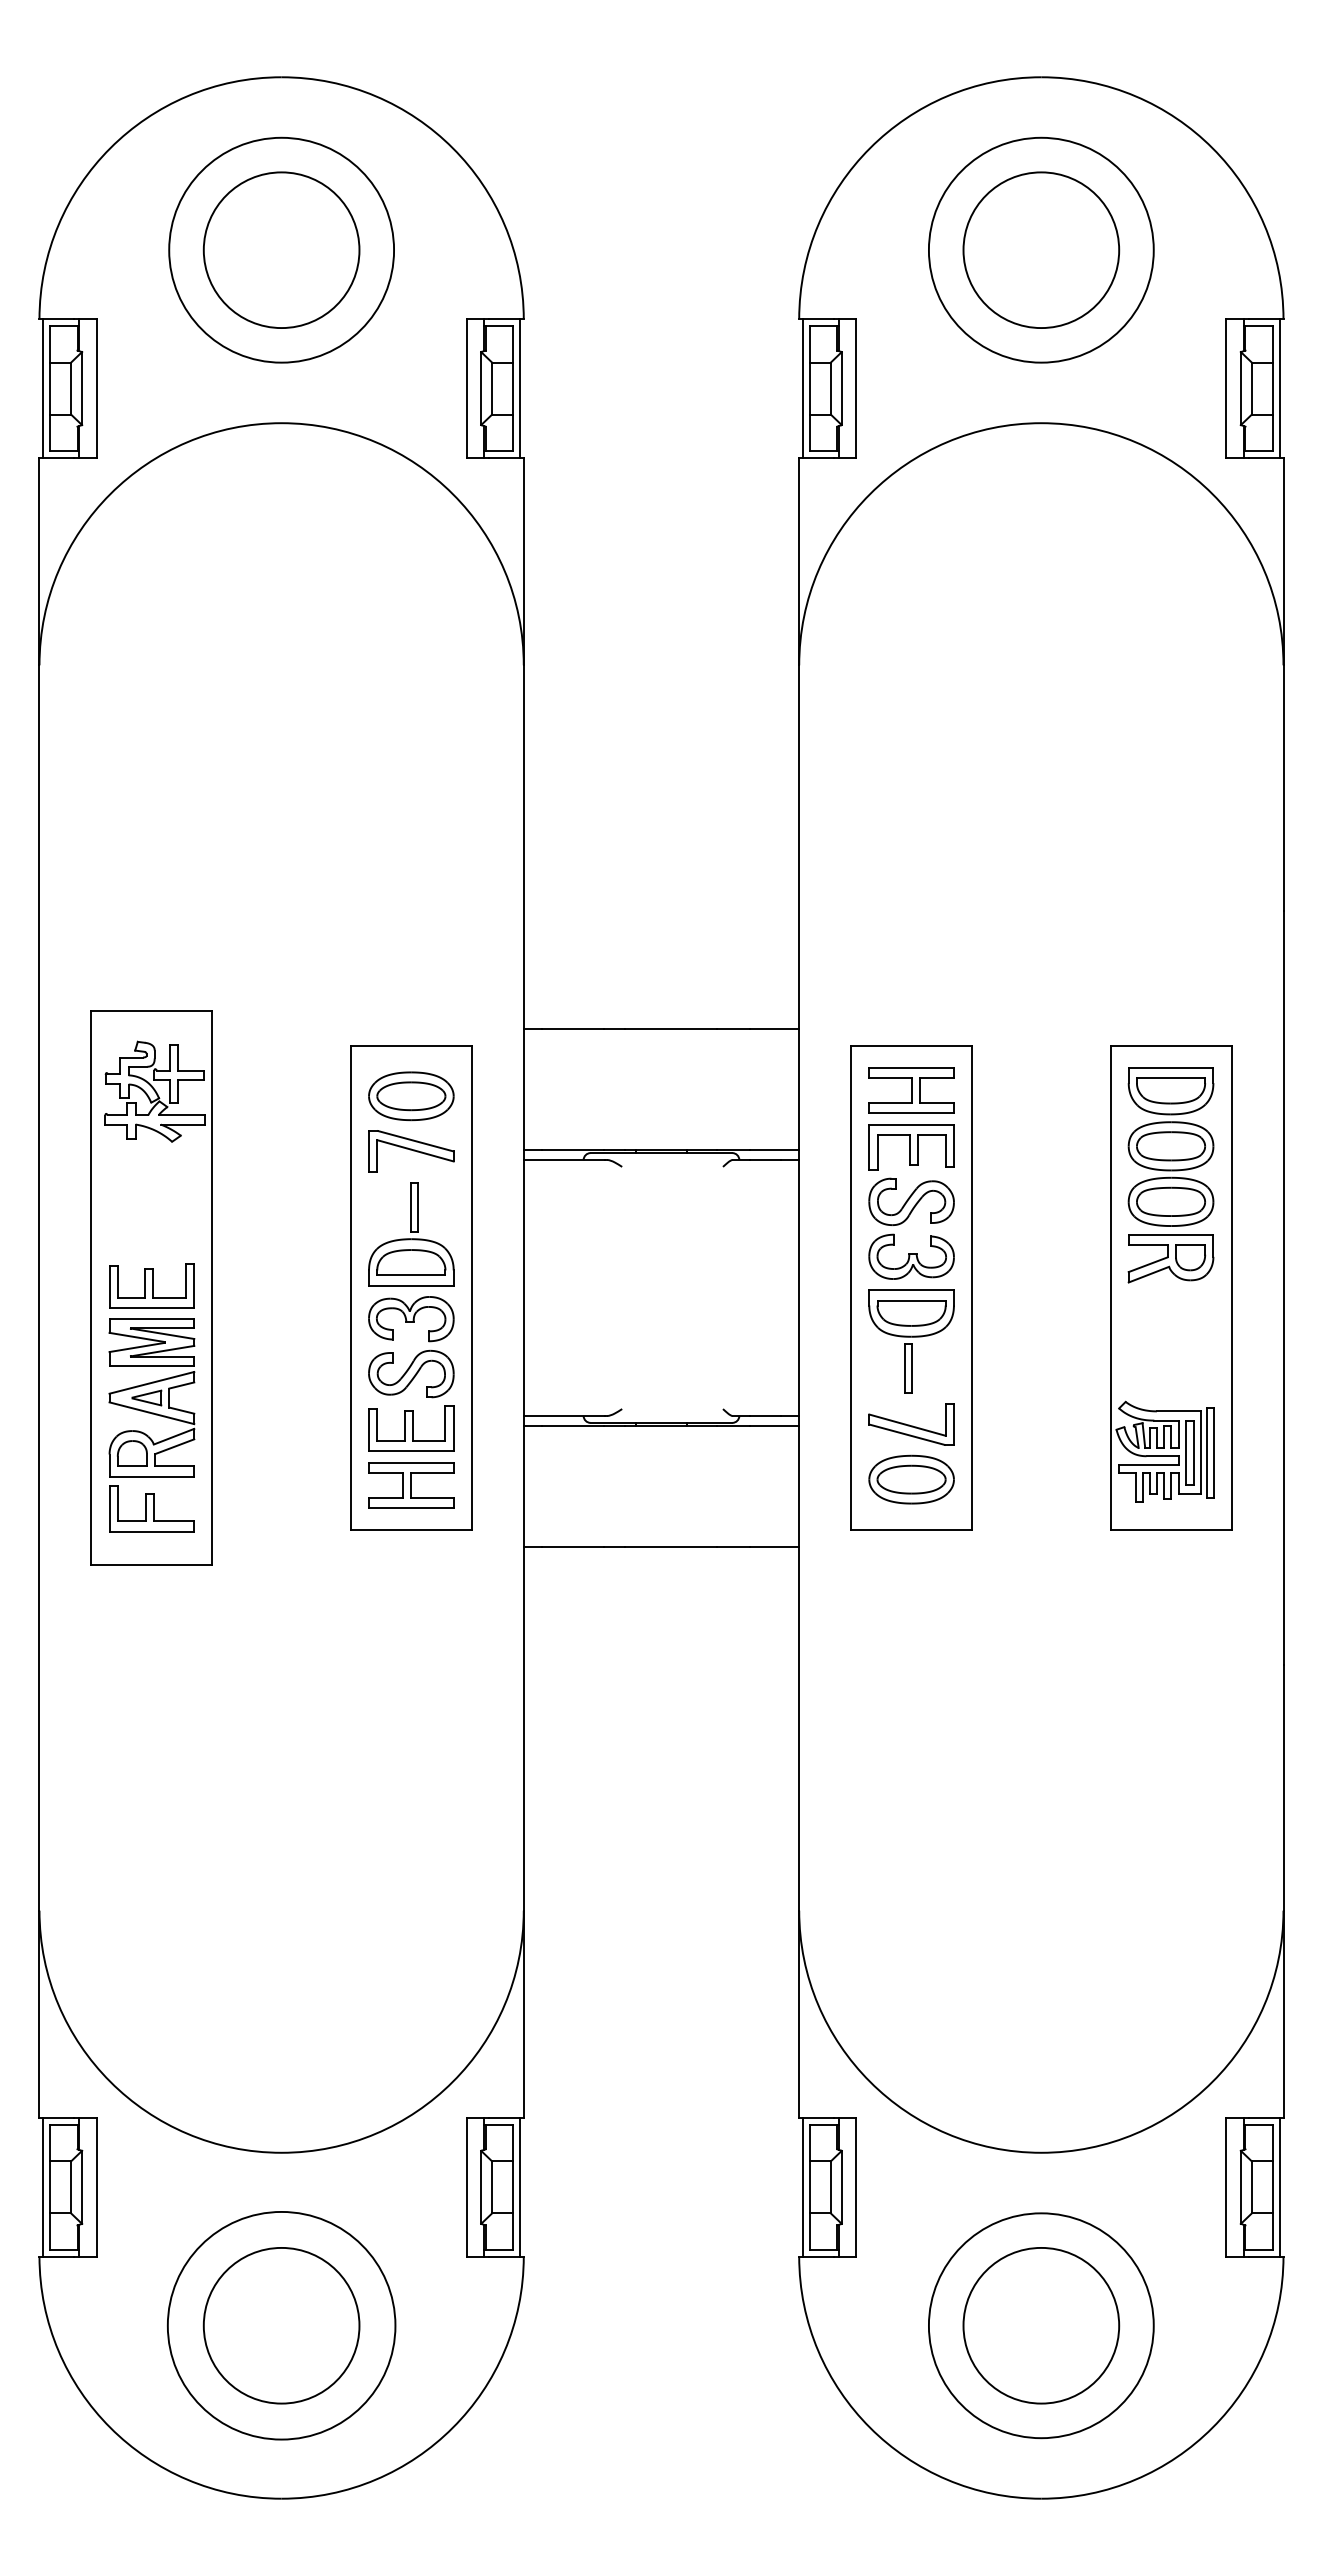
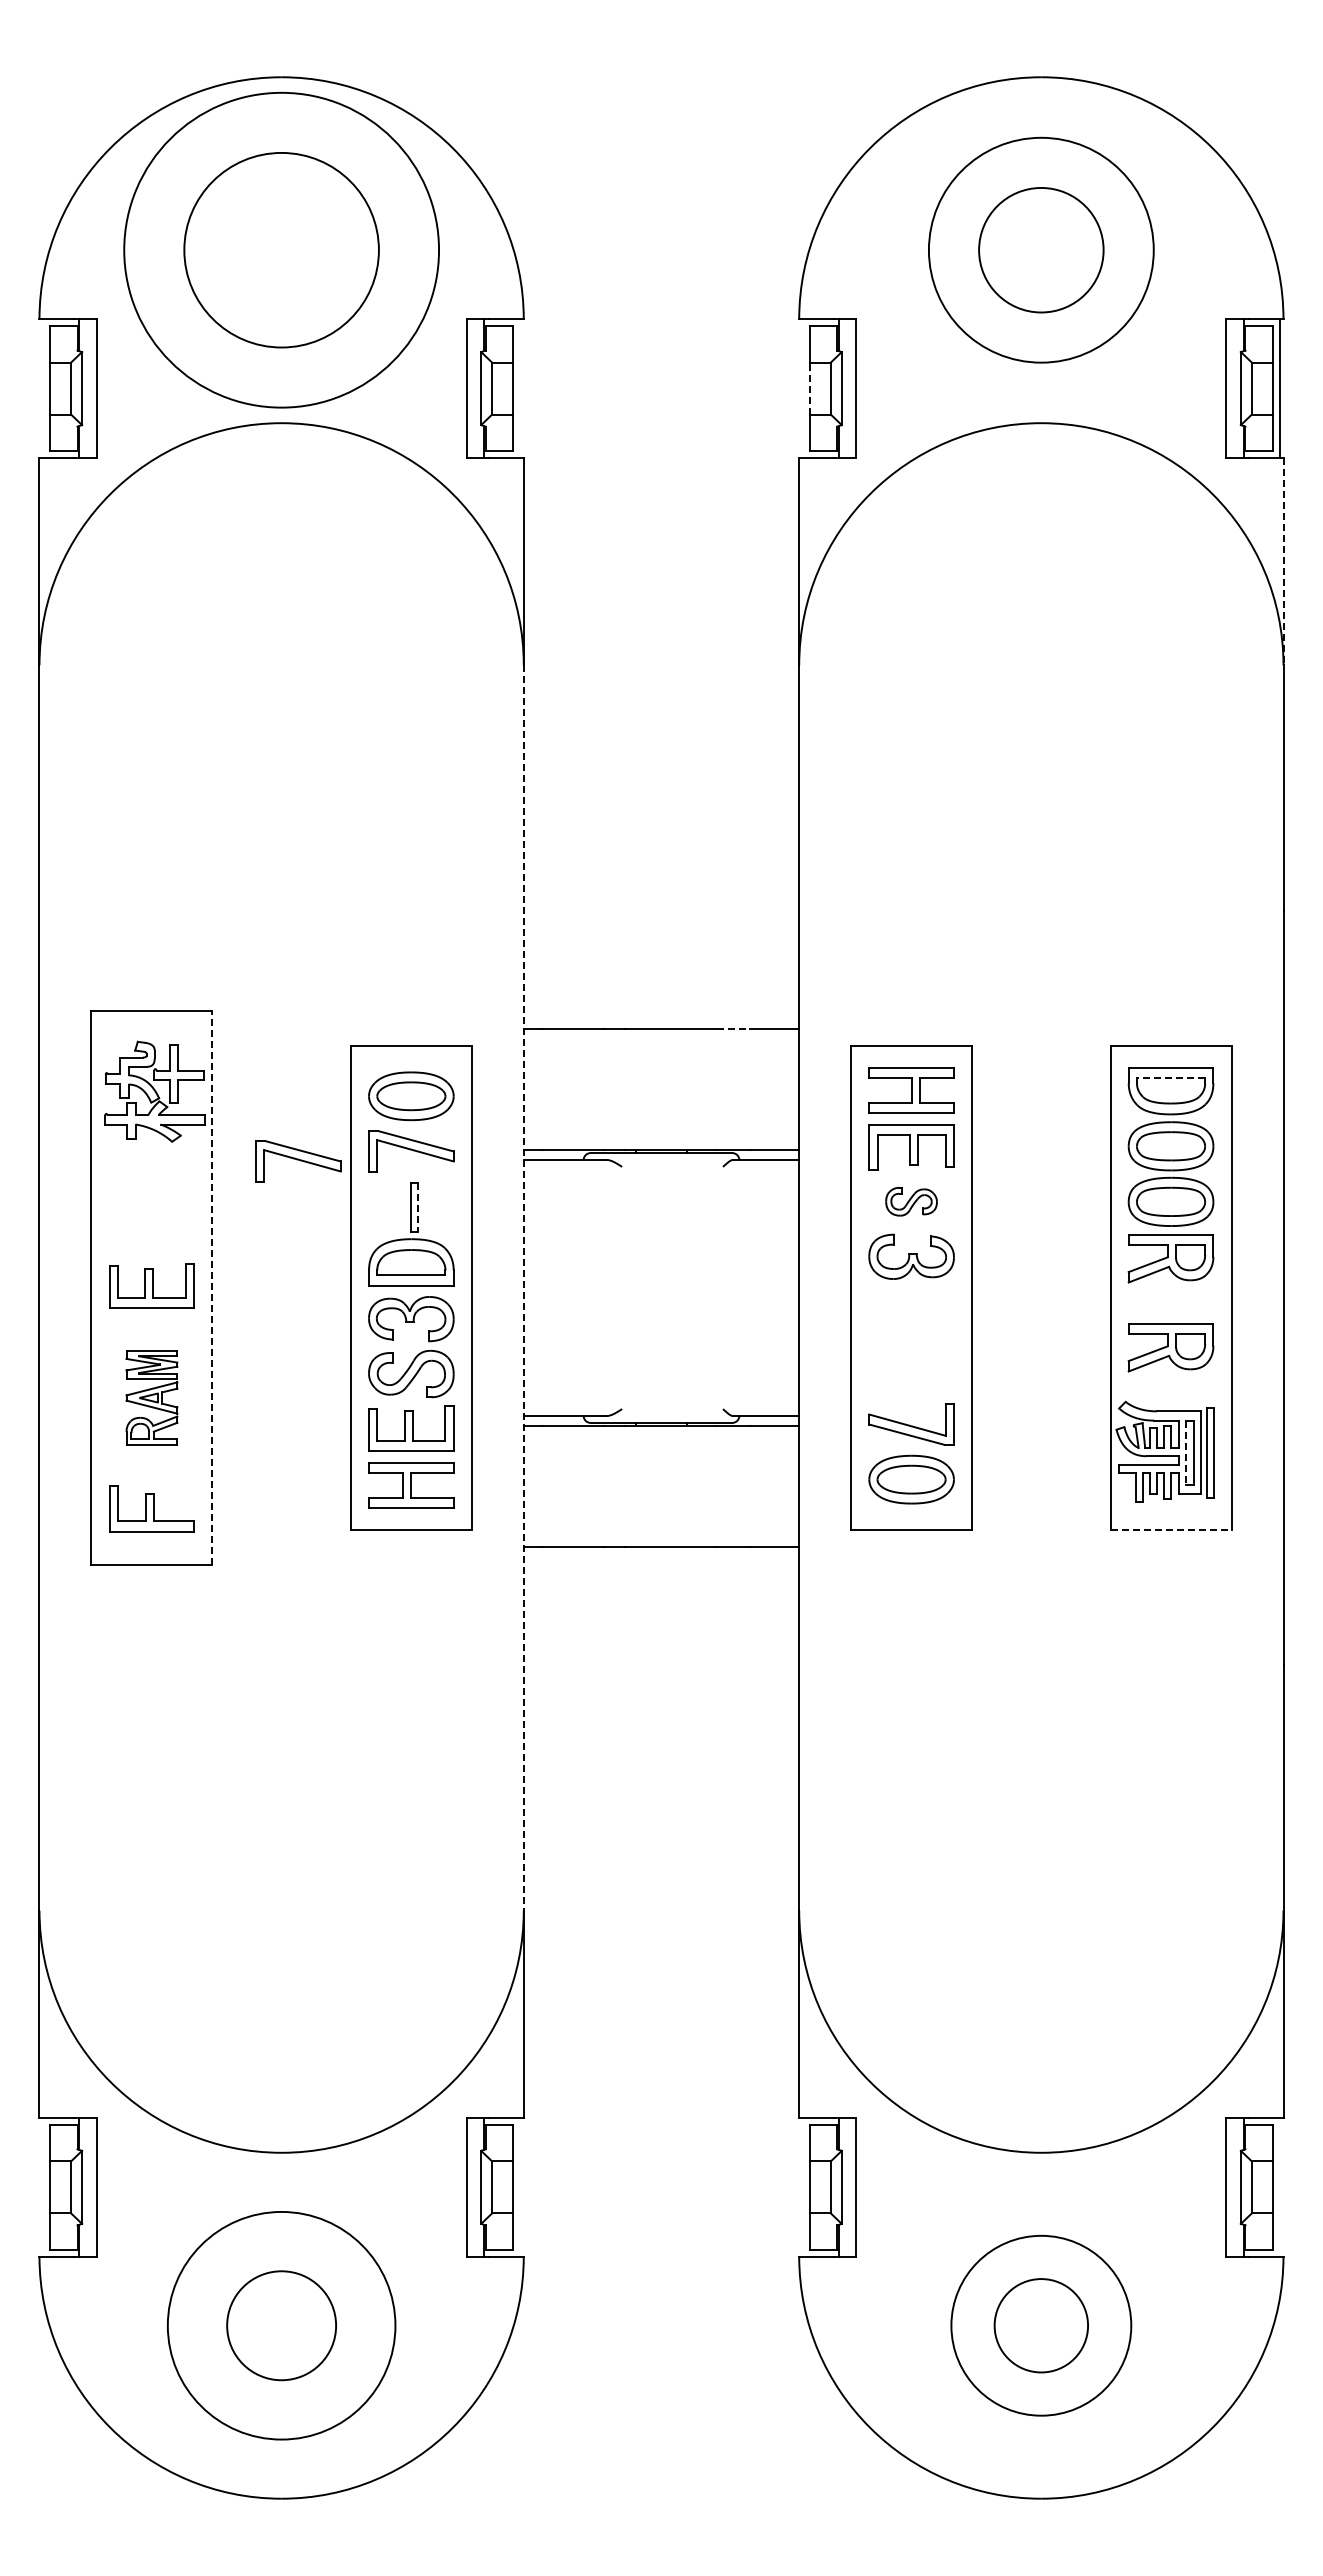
circle diameter: 225 px -> 315 px (281, 249)
circle diameter: 156 px -> 195 px (281, 249)
circle diameter: 156 px -> 125 px (1041, 249)
line: present -> none (42, 388)
line: present -> none (520, 388)
line: present -> none (802, 388)
line: solid -> dashed (809, 388)
line: solid -> dashed (1283, 561)
line: solid -> dashed (734, 1028)
line: solid -> dashed (1170, 1078)
part: none -> present (298, 1161)
part size: 87x49 px -> 53x30 px (911, 1201)
line: solid -> dashed (418, 1207)
line: solid -> dashed (212, 1288)
line: solid -> dashed (523, 1288)
part: present -> none (911, 1341)
part: none -> present (1170, 1347)
part size: 88x160 px -> 54x96 px (151, 1397)
line: solid -> dashed (1186, 1453)
line: solid -> dashed (1171, 1530)
line: present -> none (42, 2187)
line: present -> none (520, 2187)
line: present -> none (802, 2187)
line: present -> none (1280, 2187)
circle diameter: 156 px -> 109 px (281, 2325)
circle diameter: 225 px -> 180 px (1041, 2325)
circle diameter: 156 px -> 93 px (1041, 2325)
